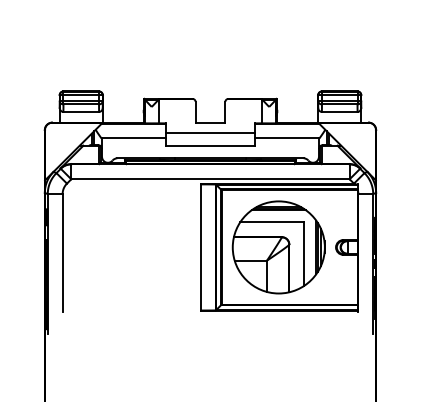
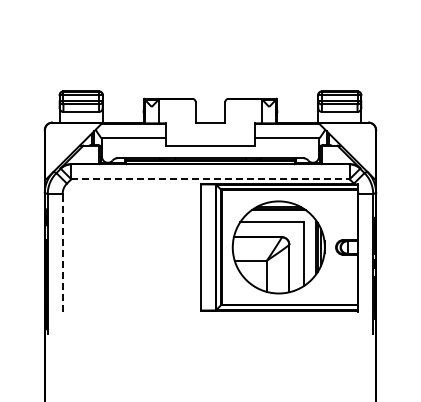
line: present -> none (210, 133)
line: solid -> dashed (211, 179)
line: solid -> dashed (62, 252)
